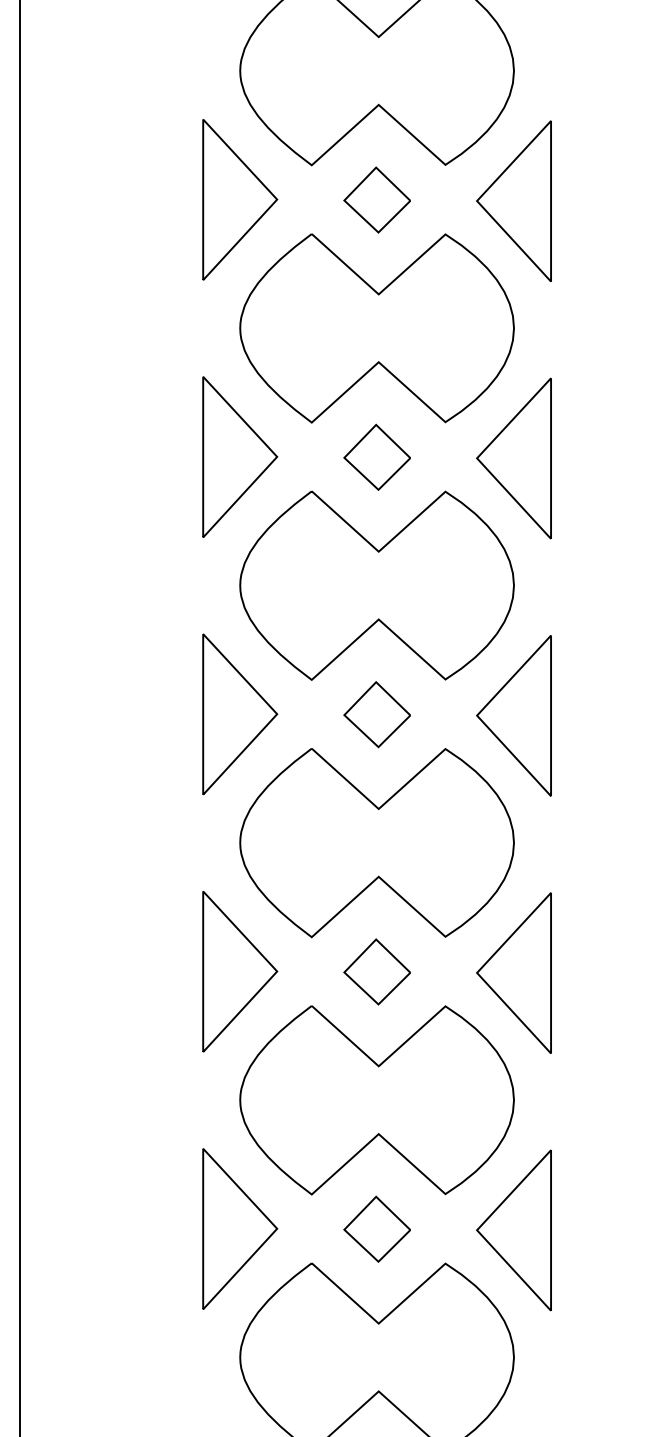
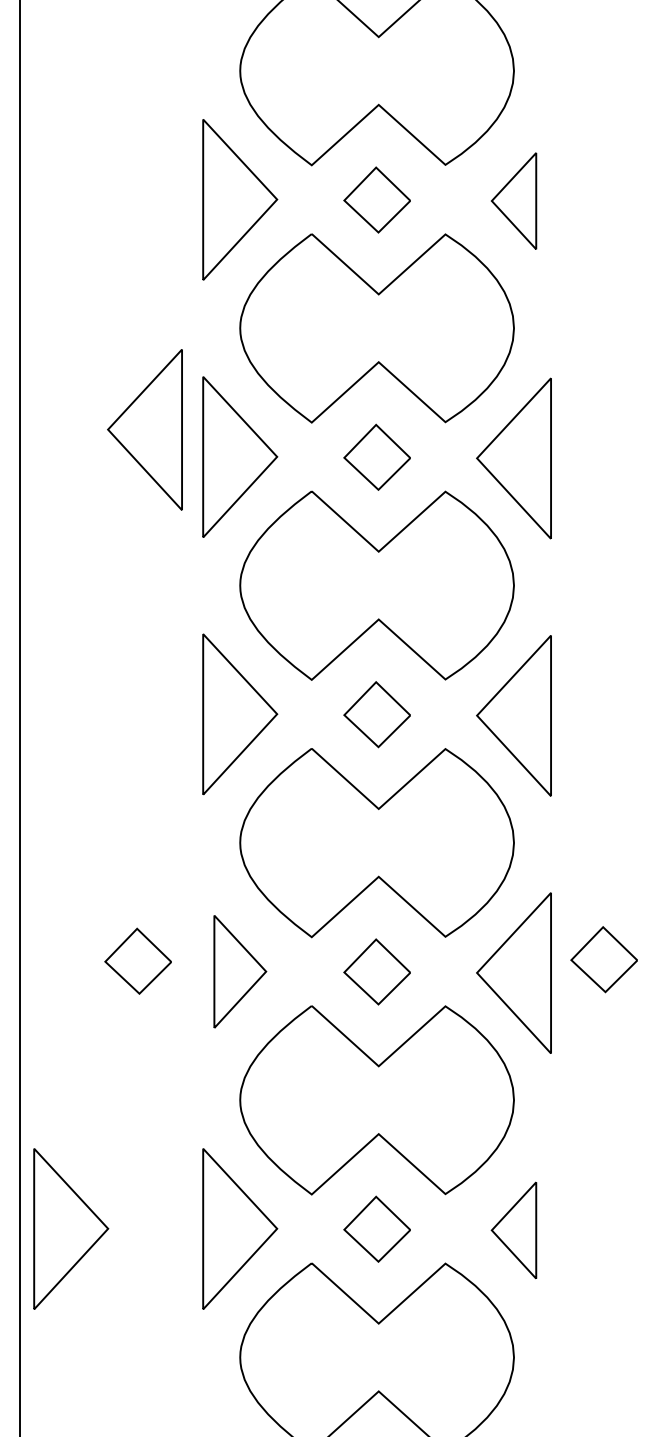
part size: 76x162 px -> 48x98 px (513, 200)
part: none -> present (144, 429)
part: none -> present (603, 959)
part: none -> present (137, 960)
part size: 77x162 px -> 55x114 px (240, 971)
part: none -> present (71, 1228)
part size: 76x163 px -> 48x99 px (513, 1230)
